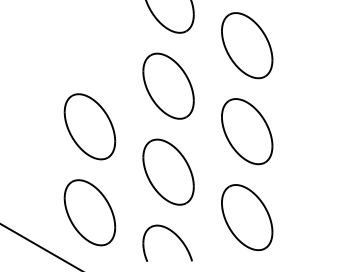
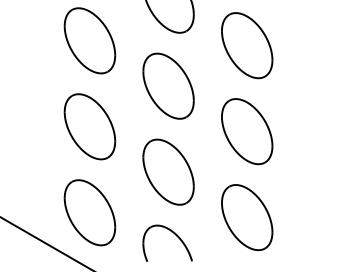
part: none -> present (89, 40)
line position: (39, 246) -> (45, 243) (45, 243)
